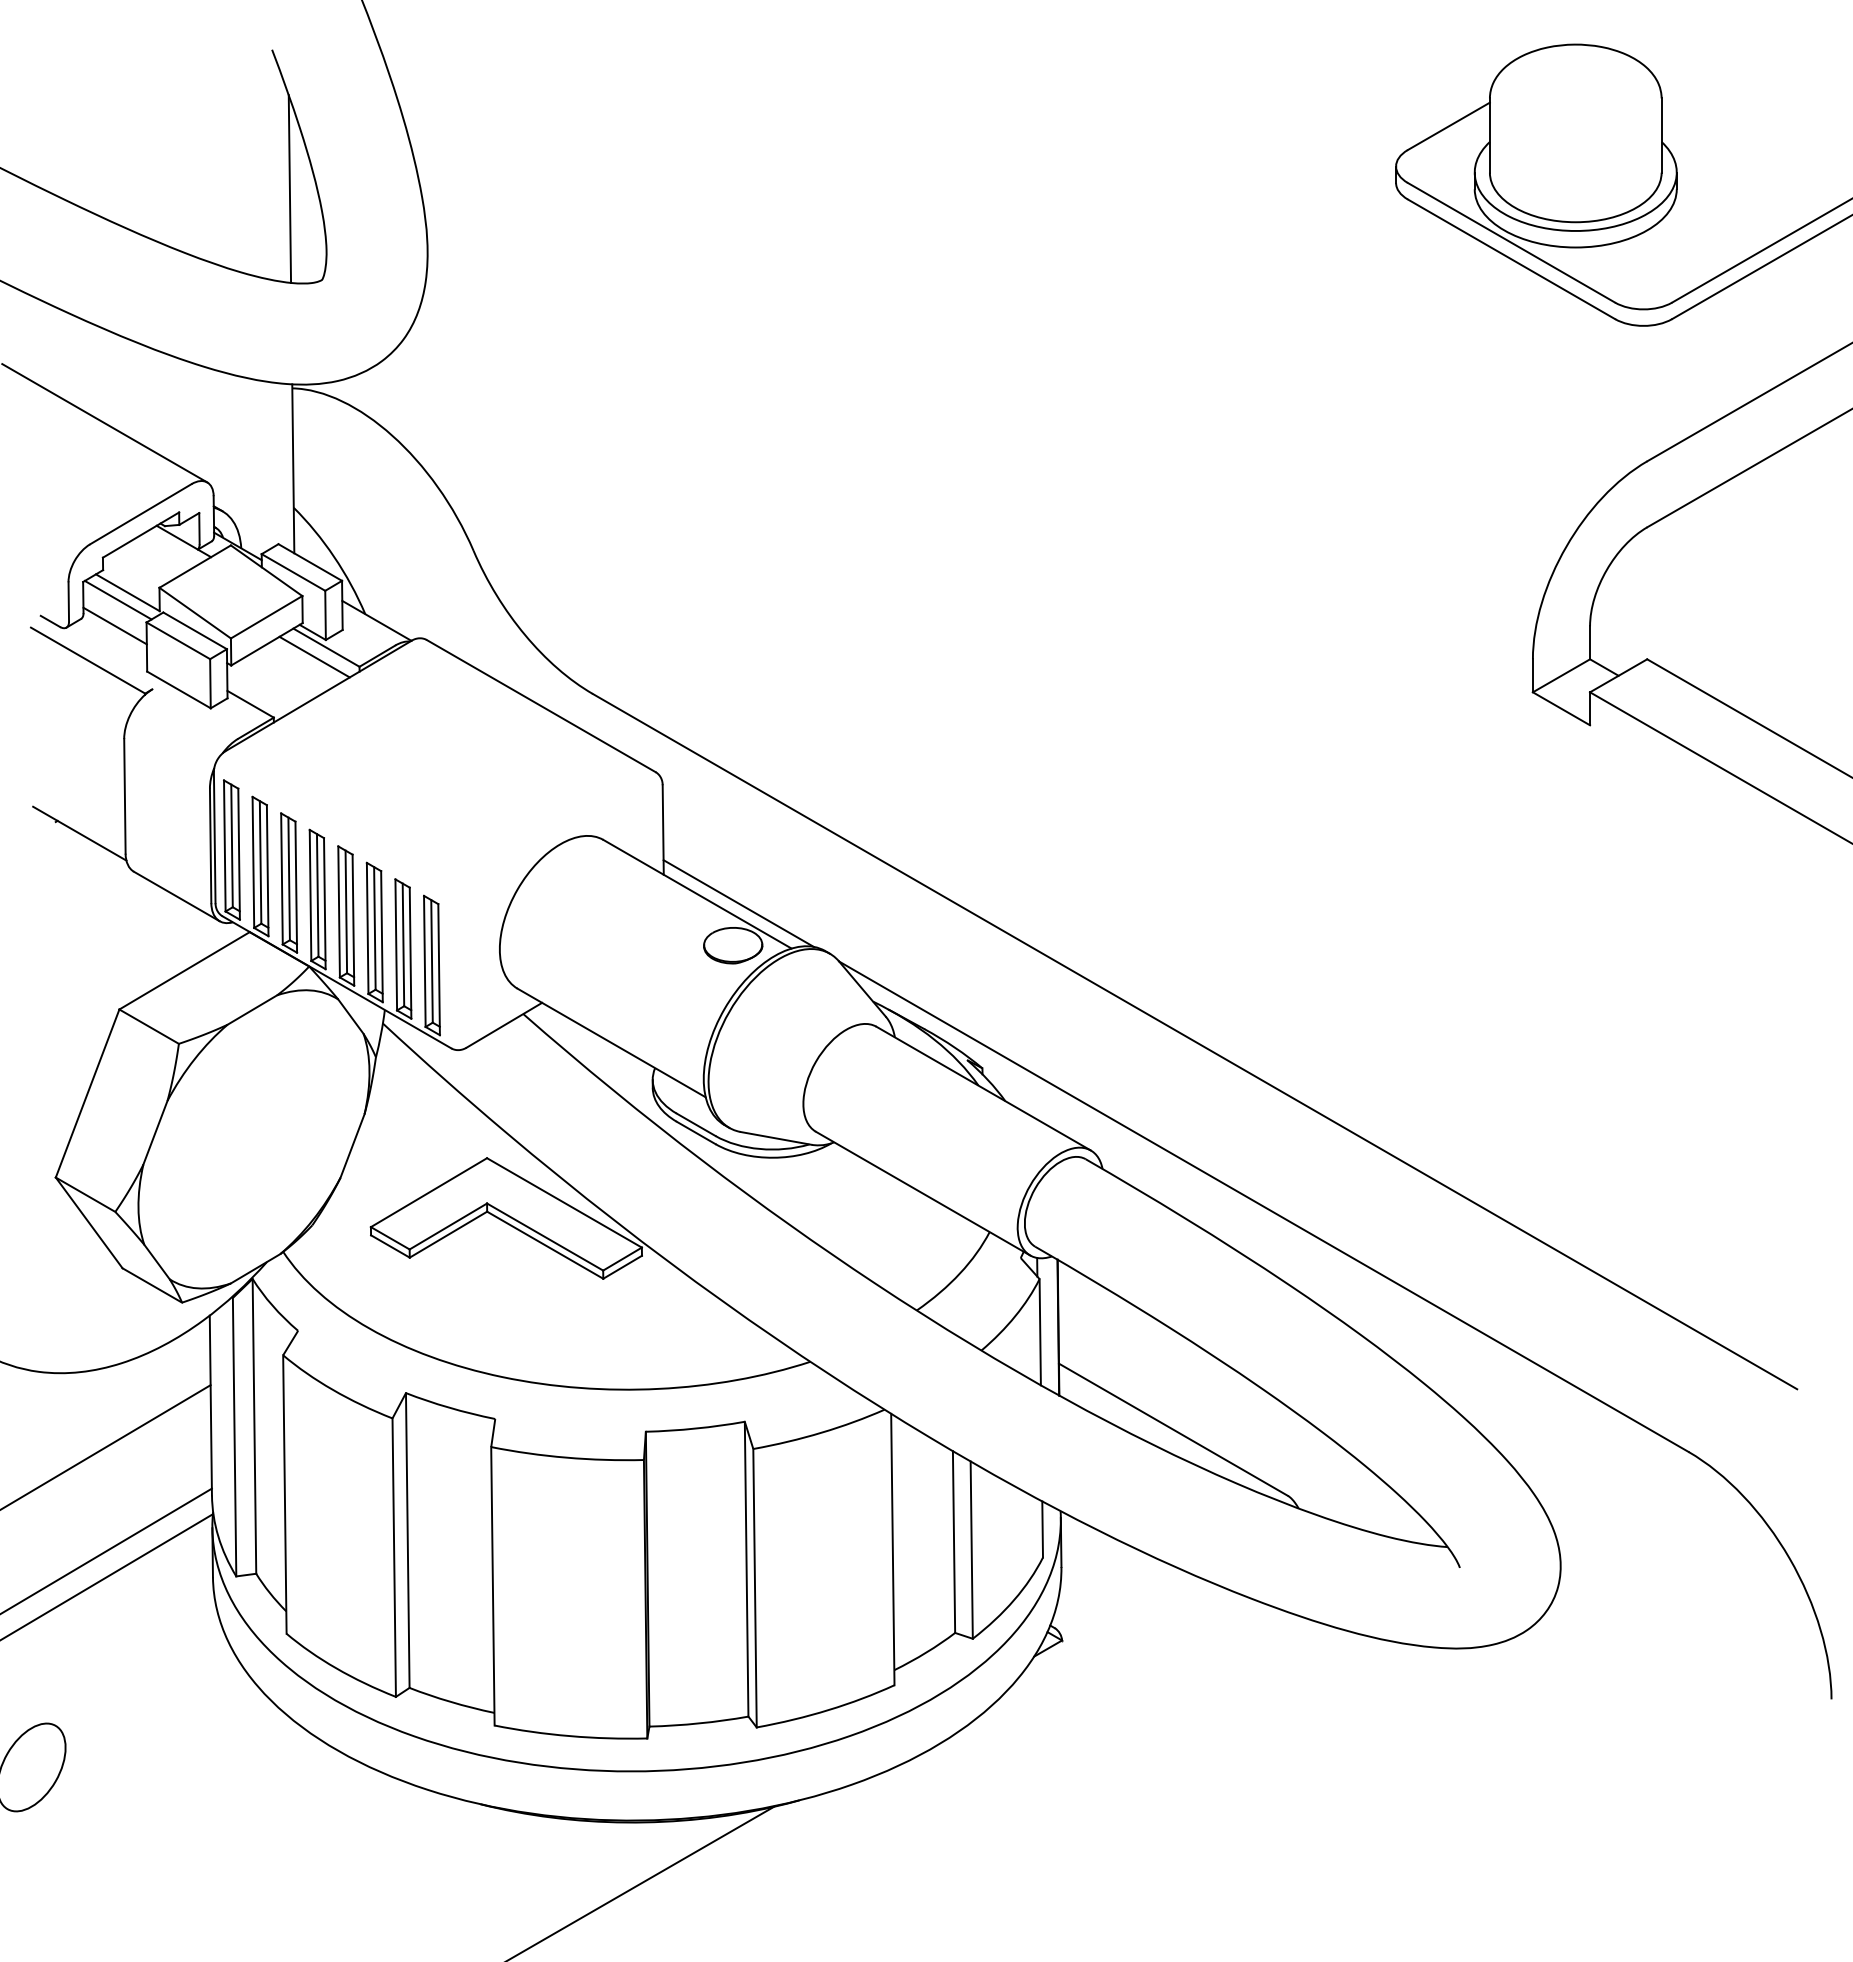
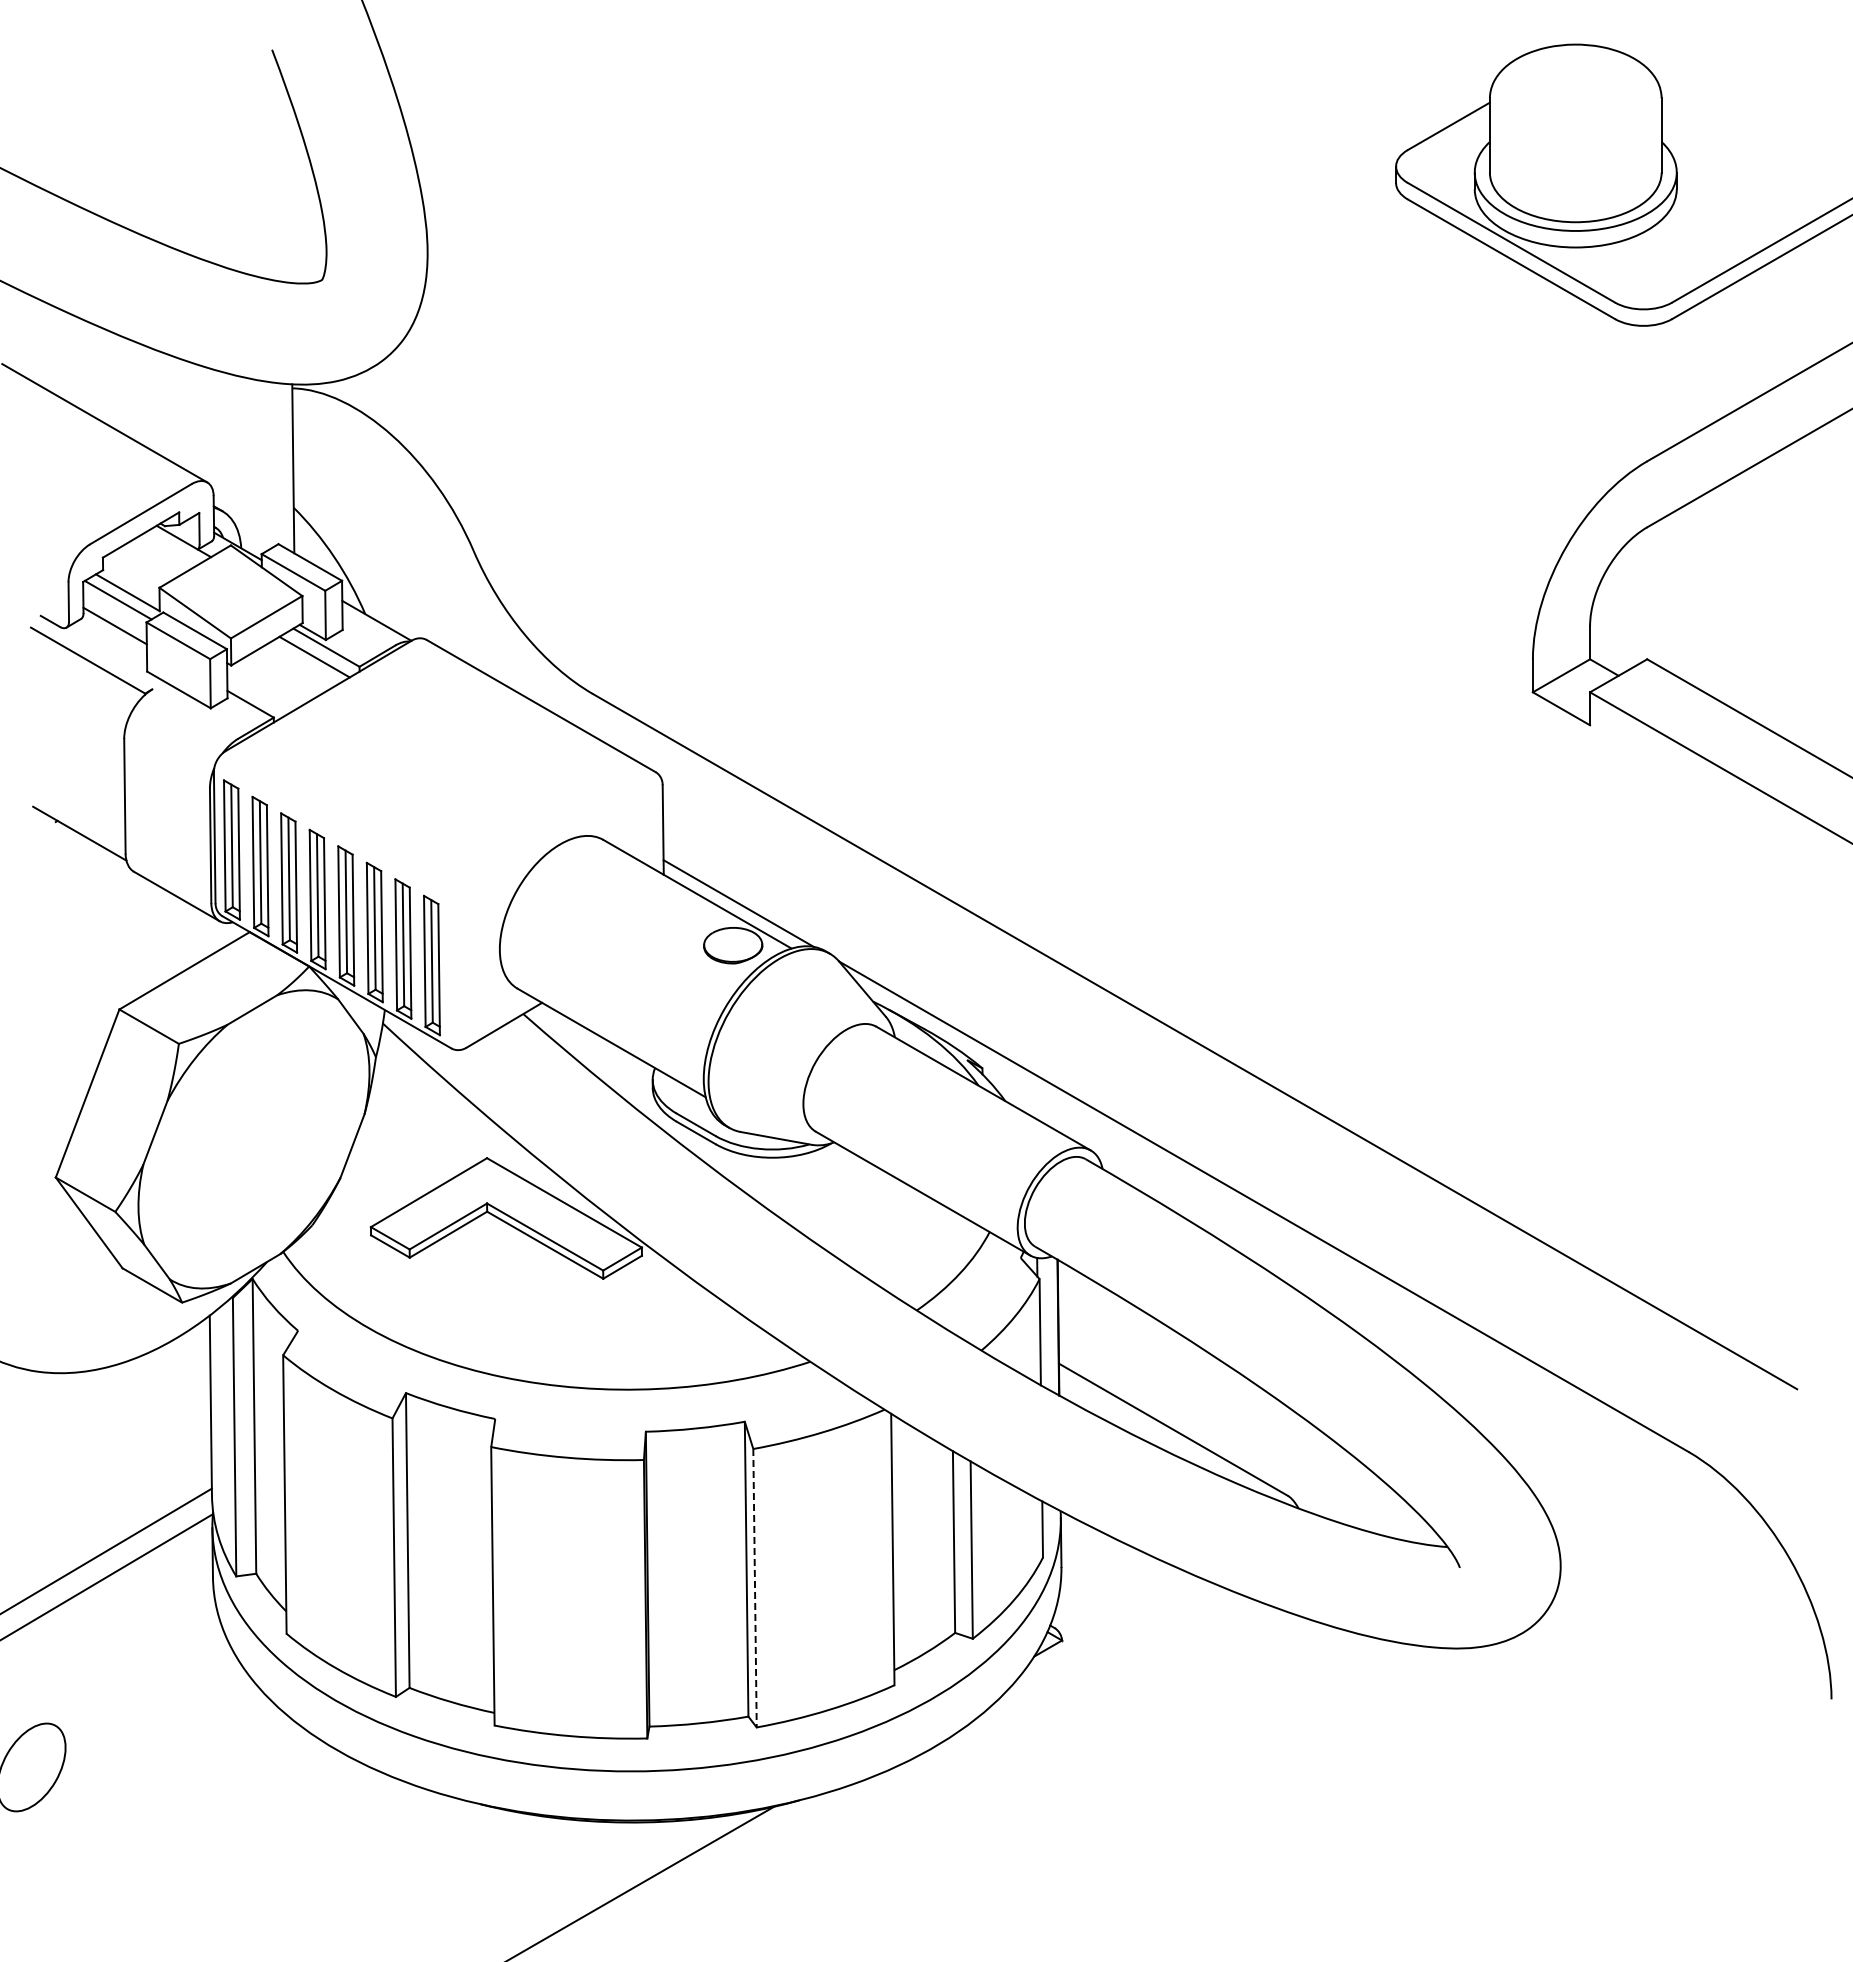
line: present -> none (289, 188)
line: present -> none (106, 1446)
line: solid -> dashed (755, 1588)
